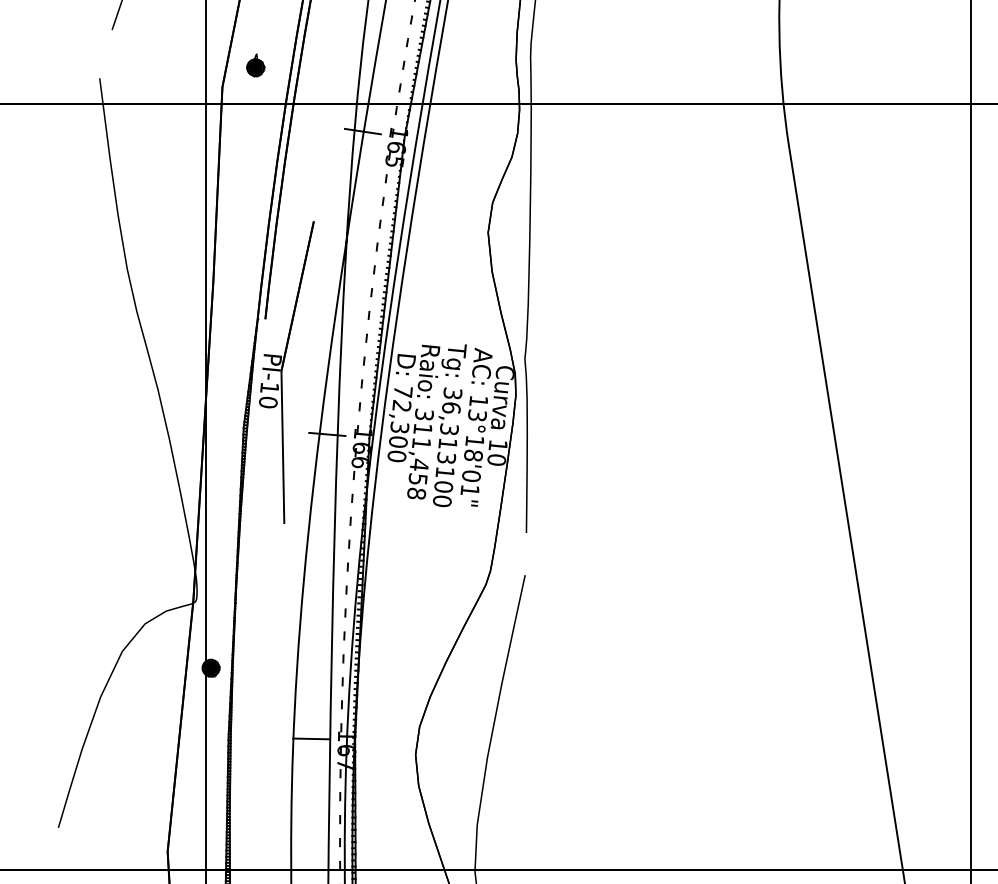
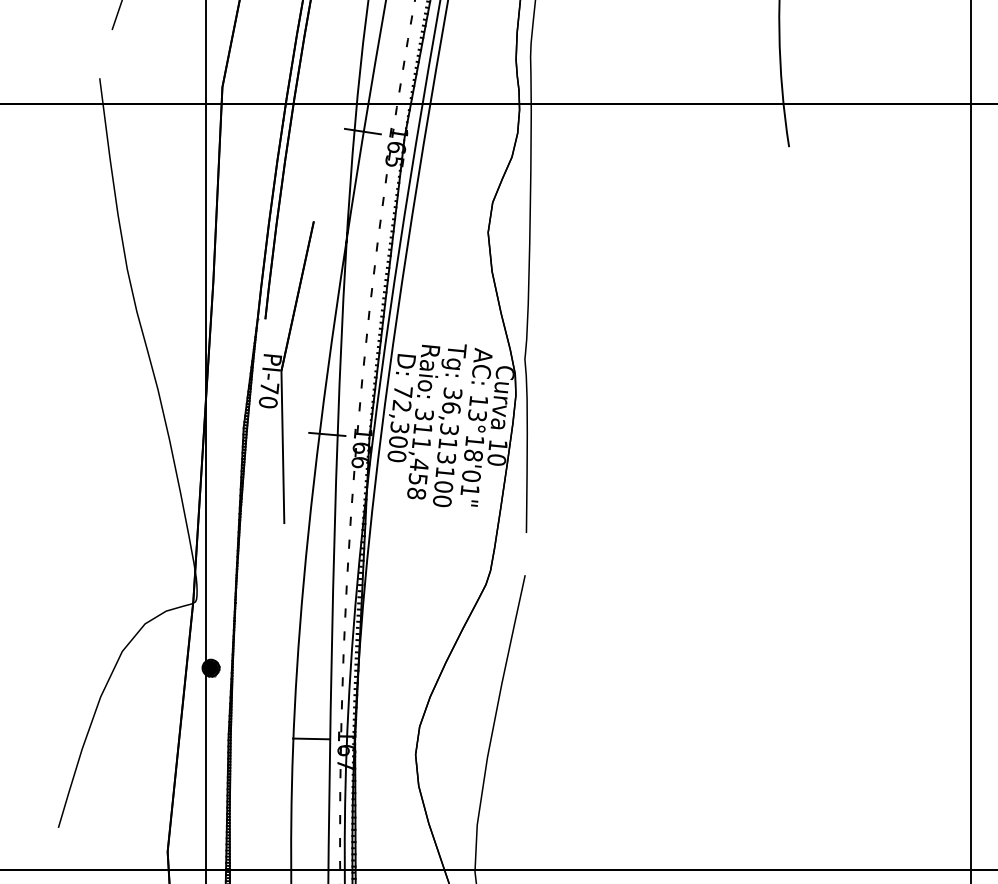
part: present -> none (255, 65)
text: PI-10 -> PI-70 (269, 388)
line: present -> none (846, 513)
